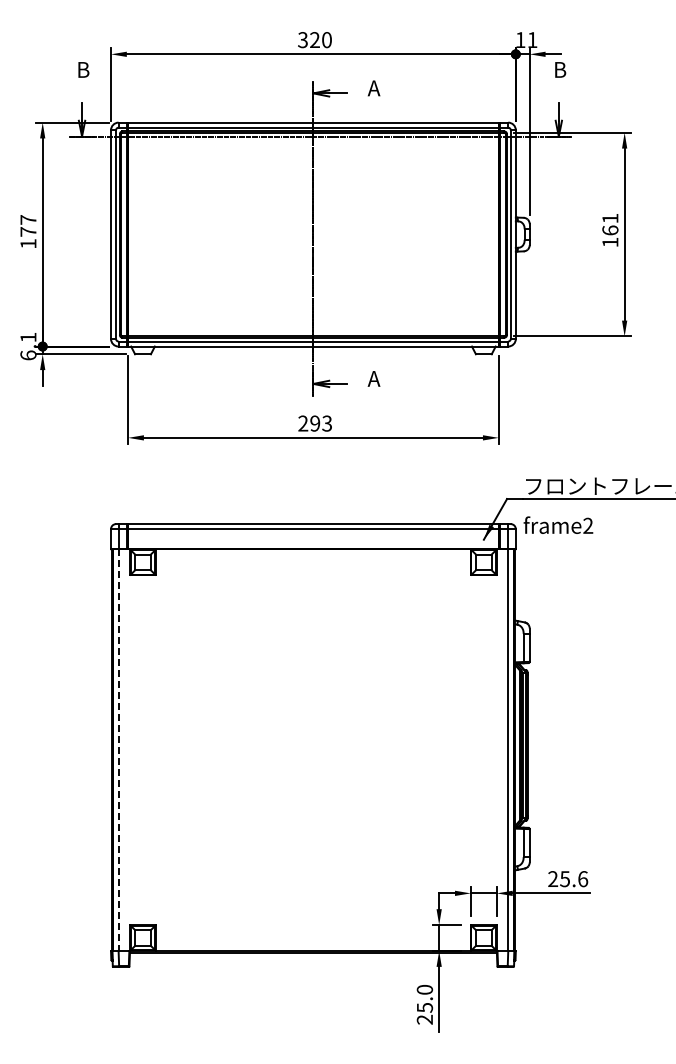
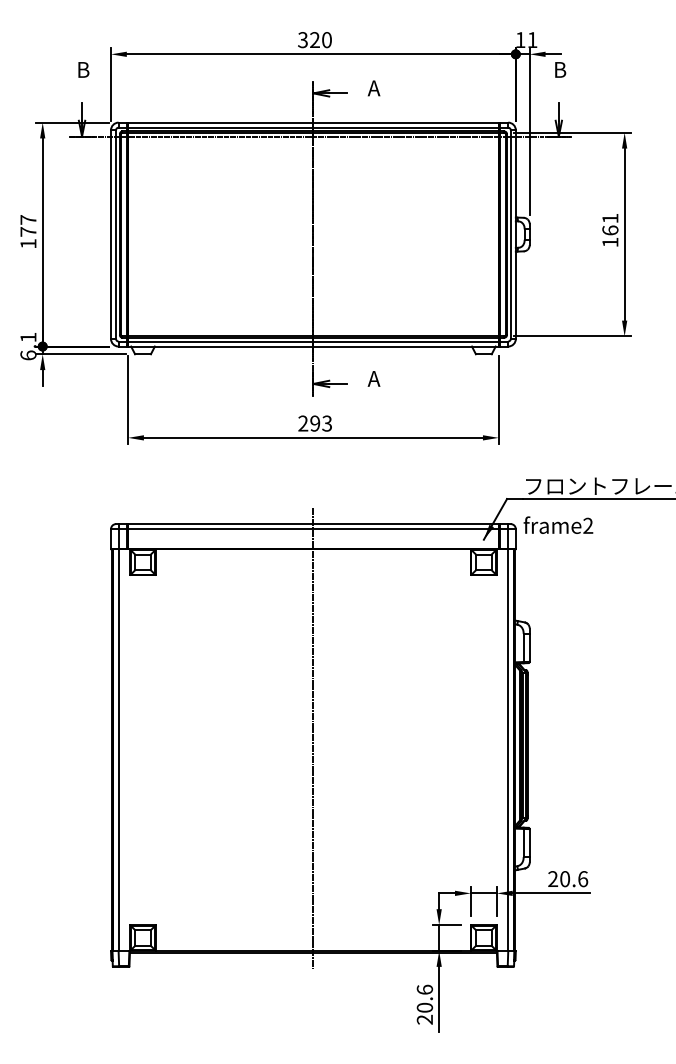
line: none -> present (313, 738)
line: dashed -> solid (118, 750)
text: 25.6 -> 20.6 (565, 879)
text: 25.0 -> 20.6 (424, 998)
